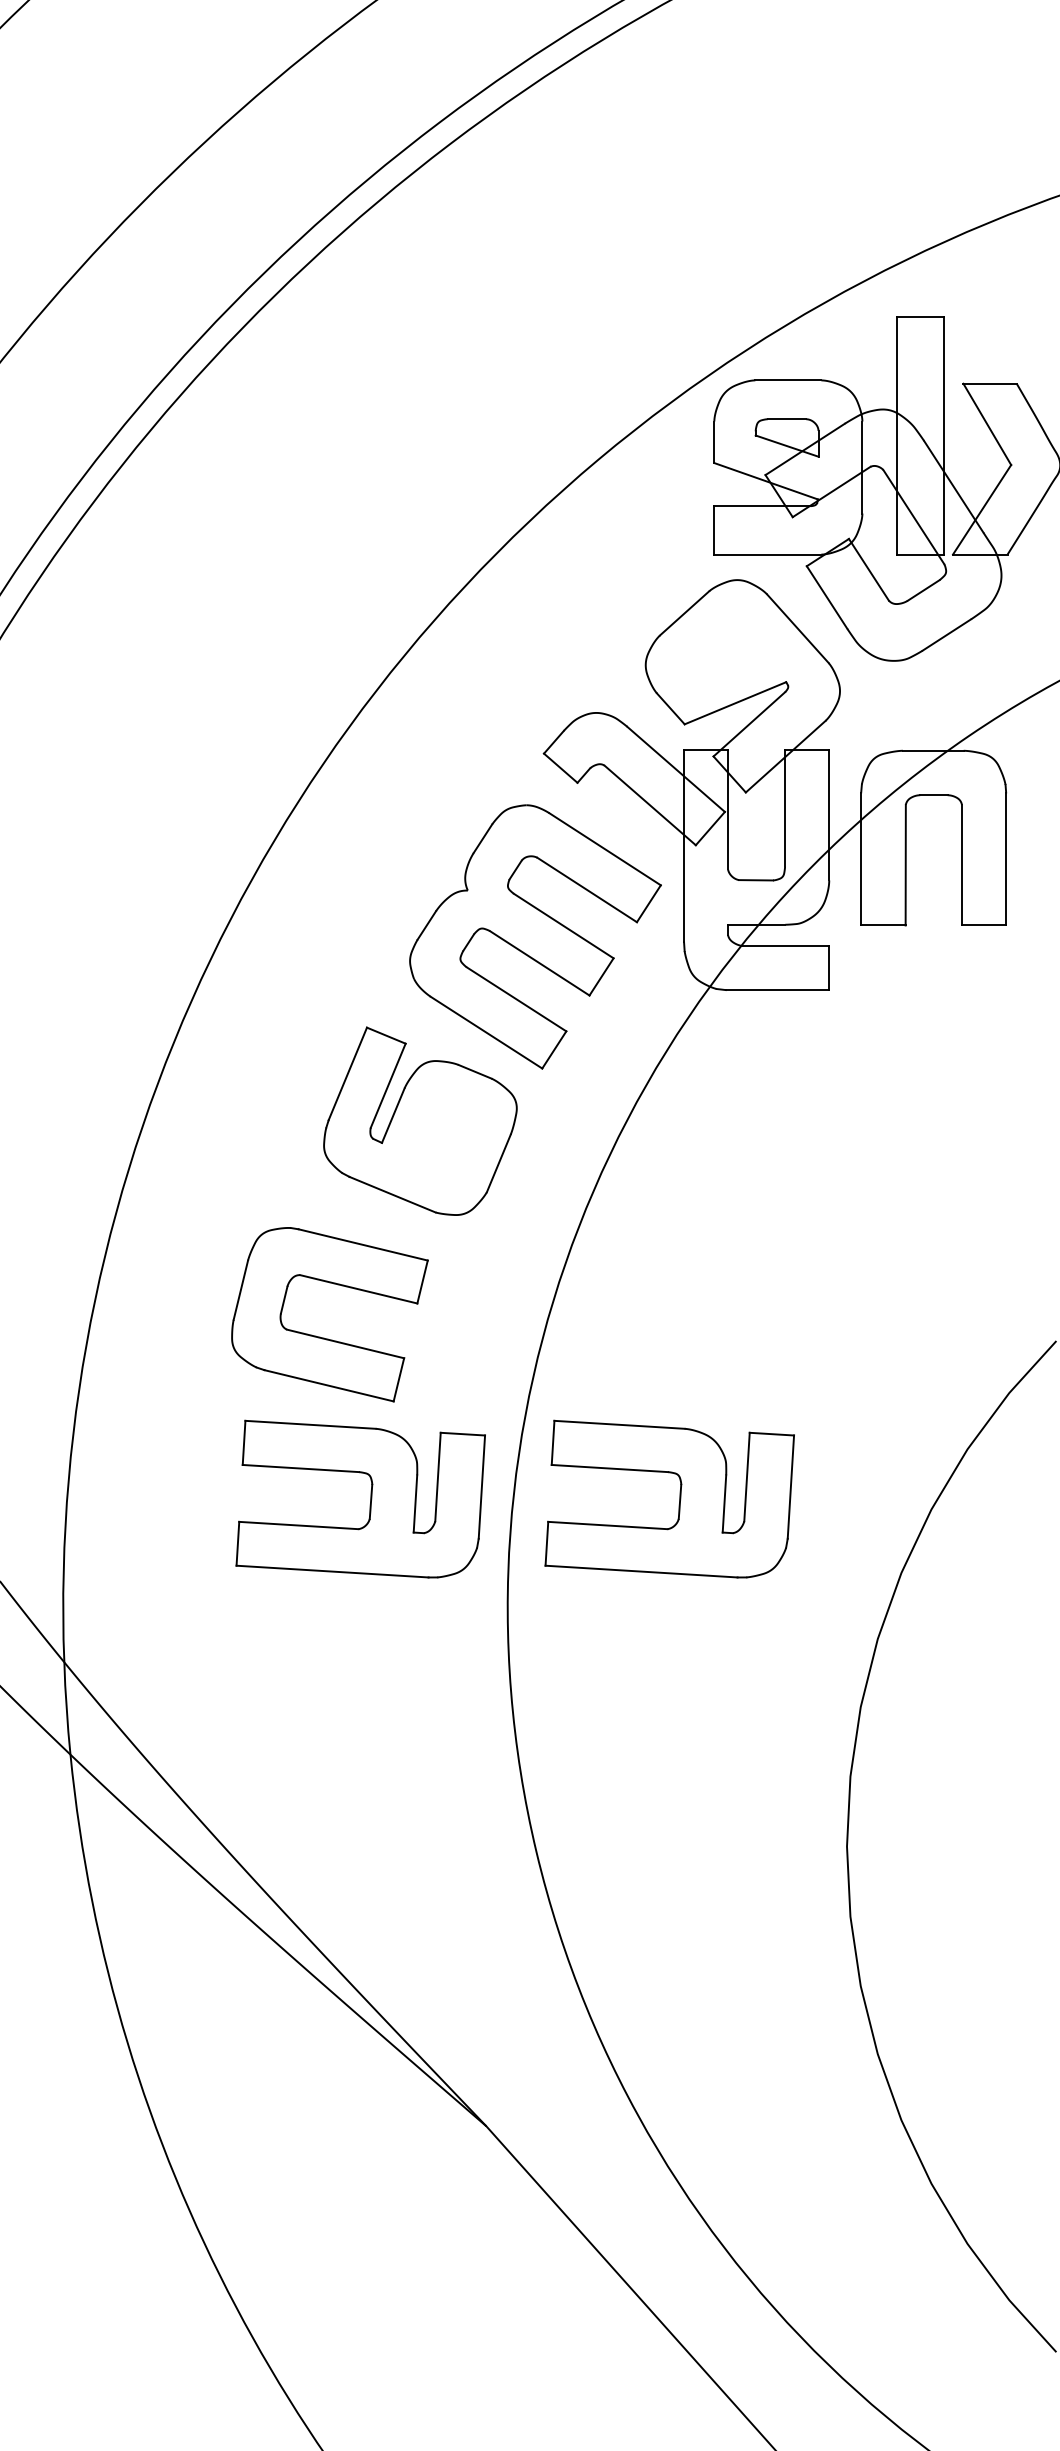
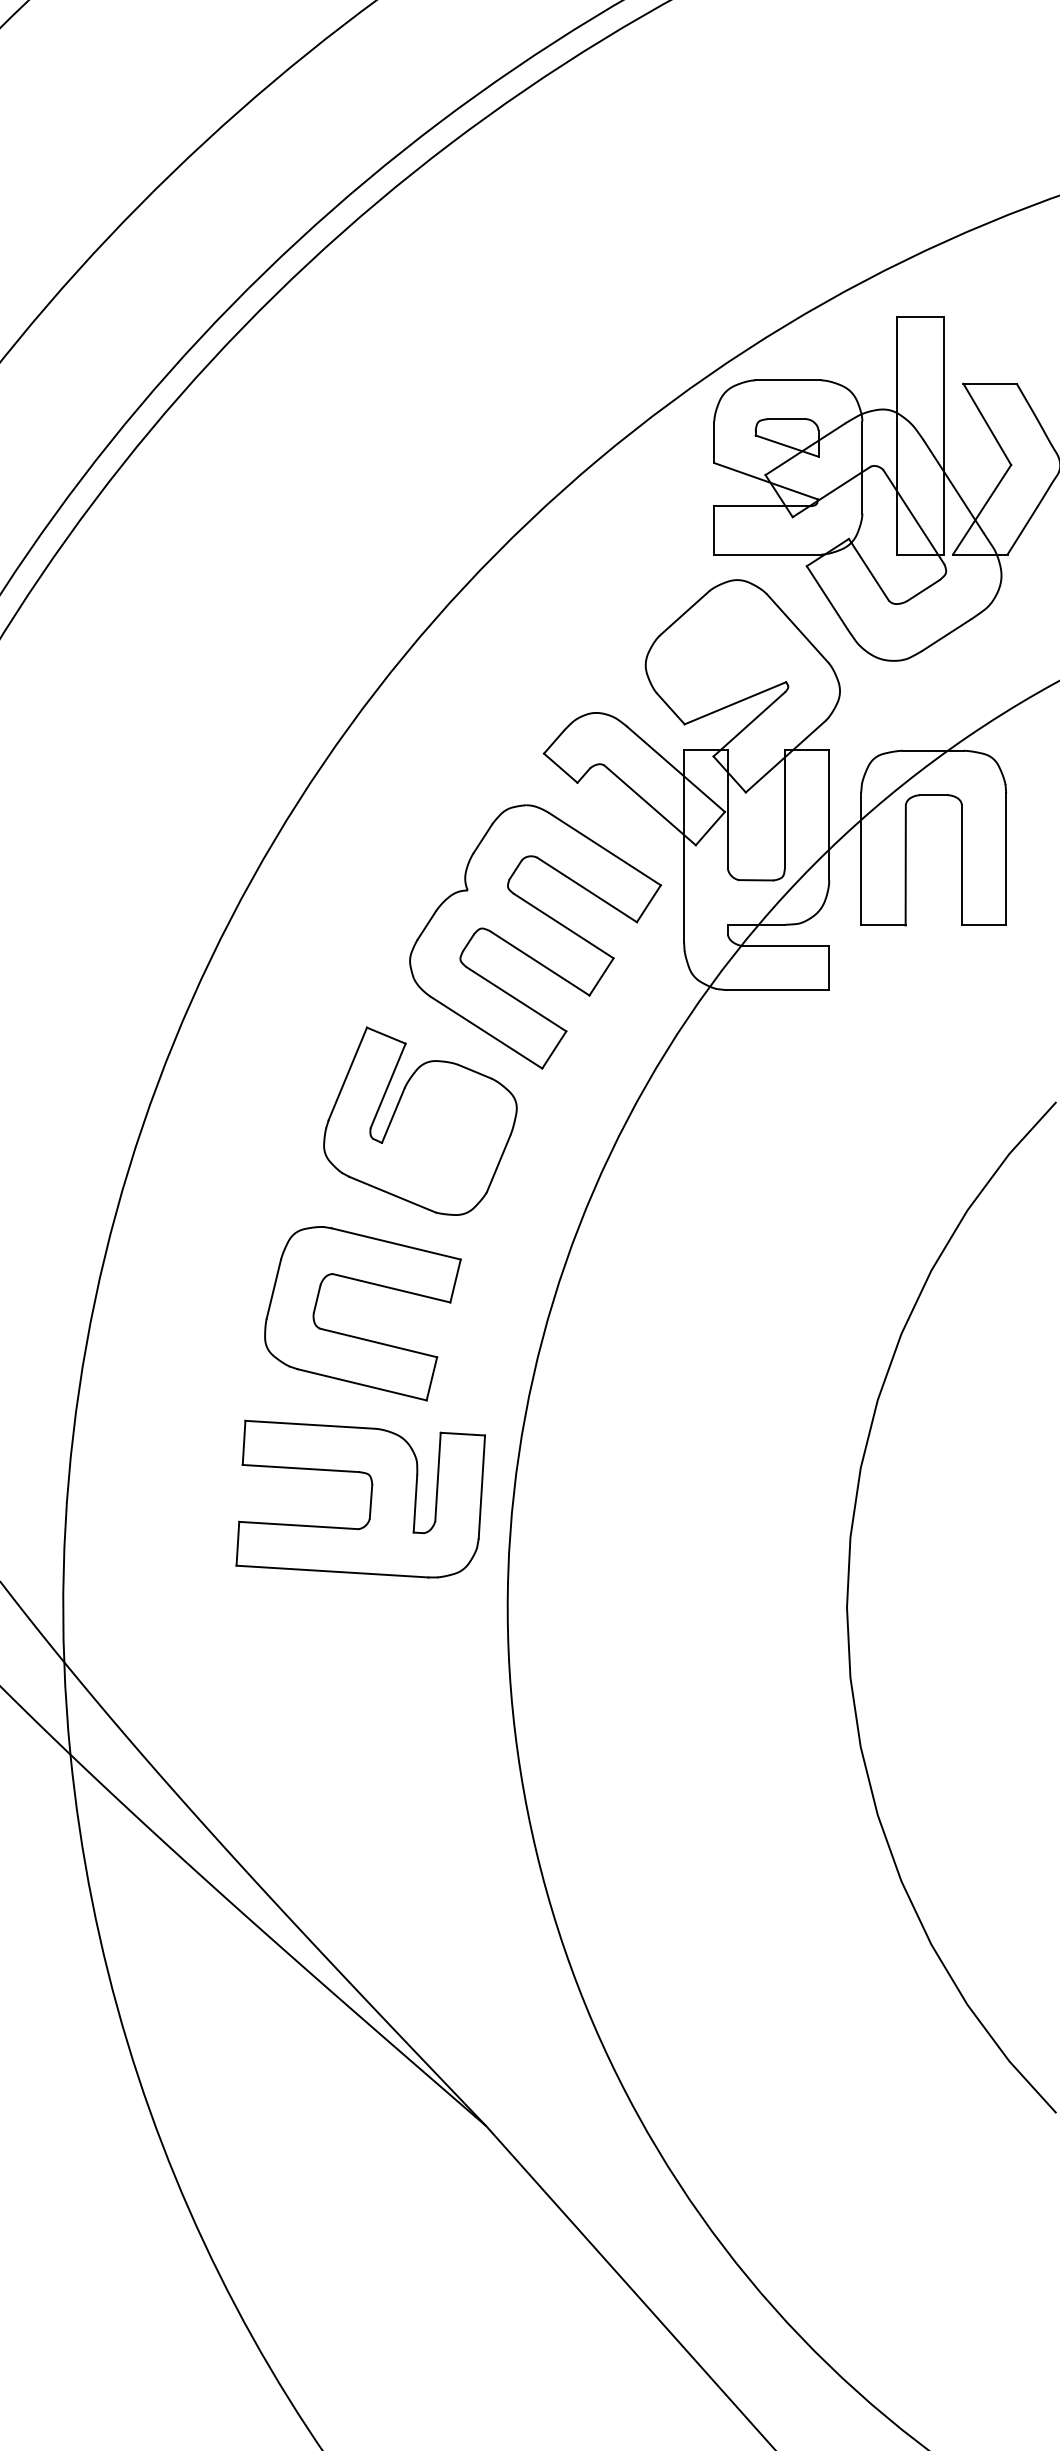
part position: (324, 1337) -> (357, 1336) (357, 1336)
part: present -> none (679, 1498)
curve position: (848, 1843) -> (848, 1604) (848, 1604)
